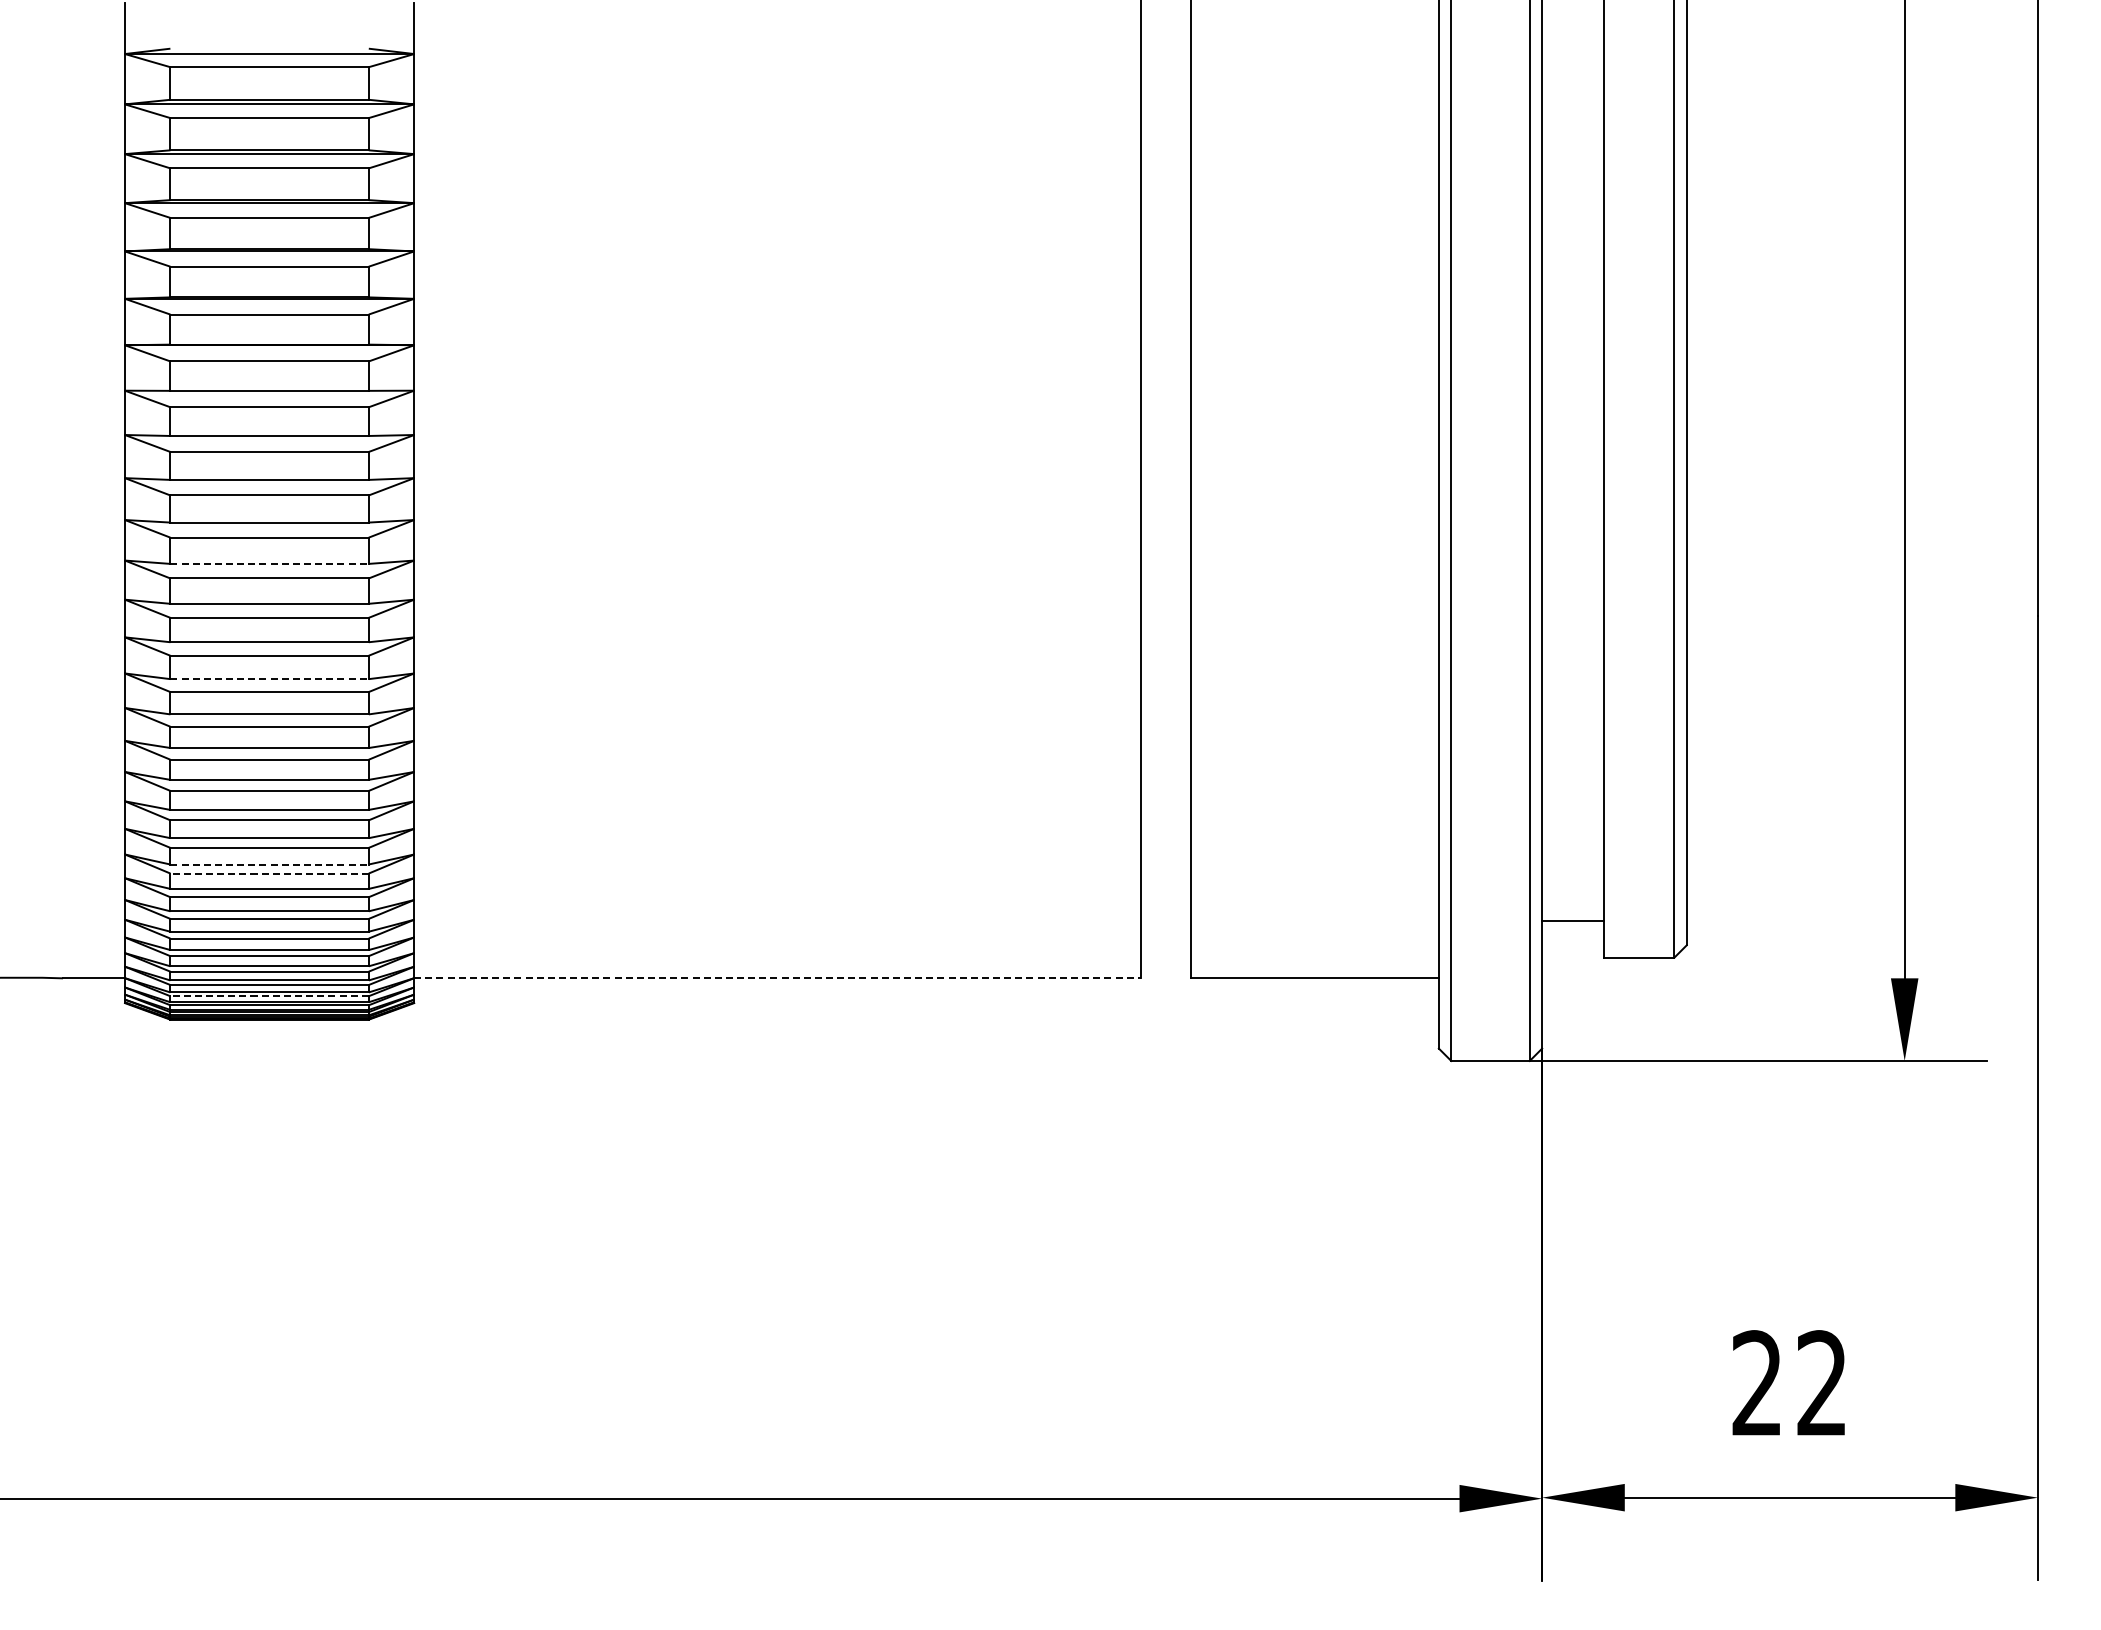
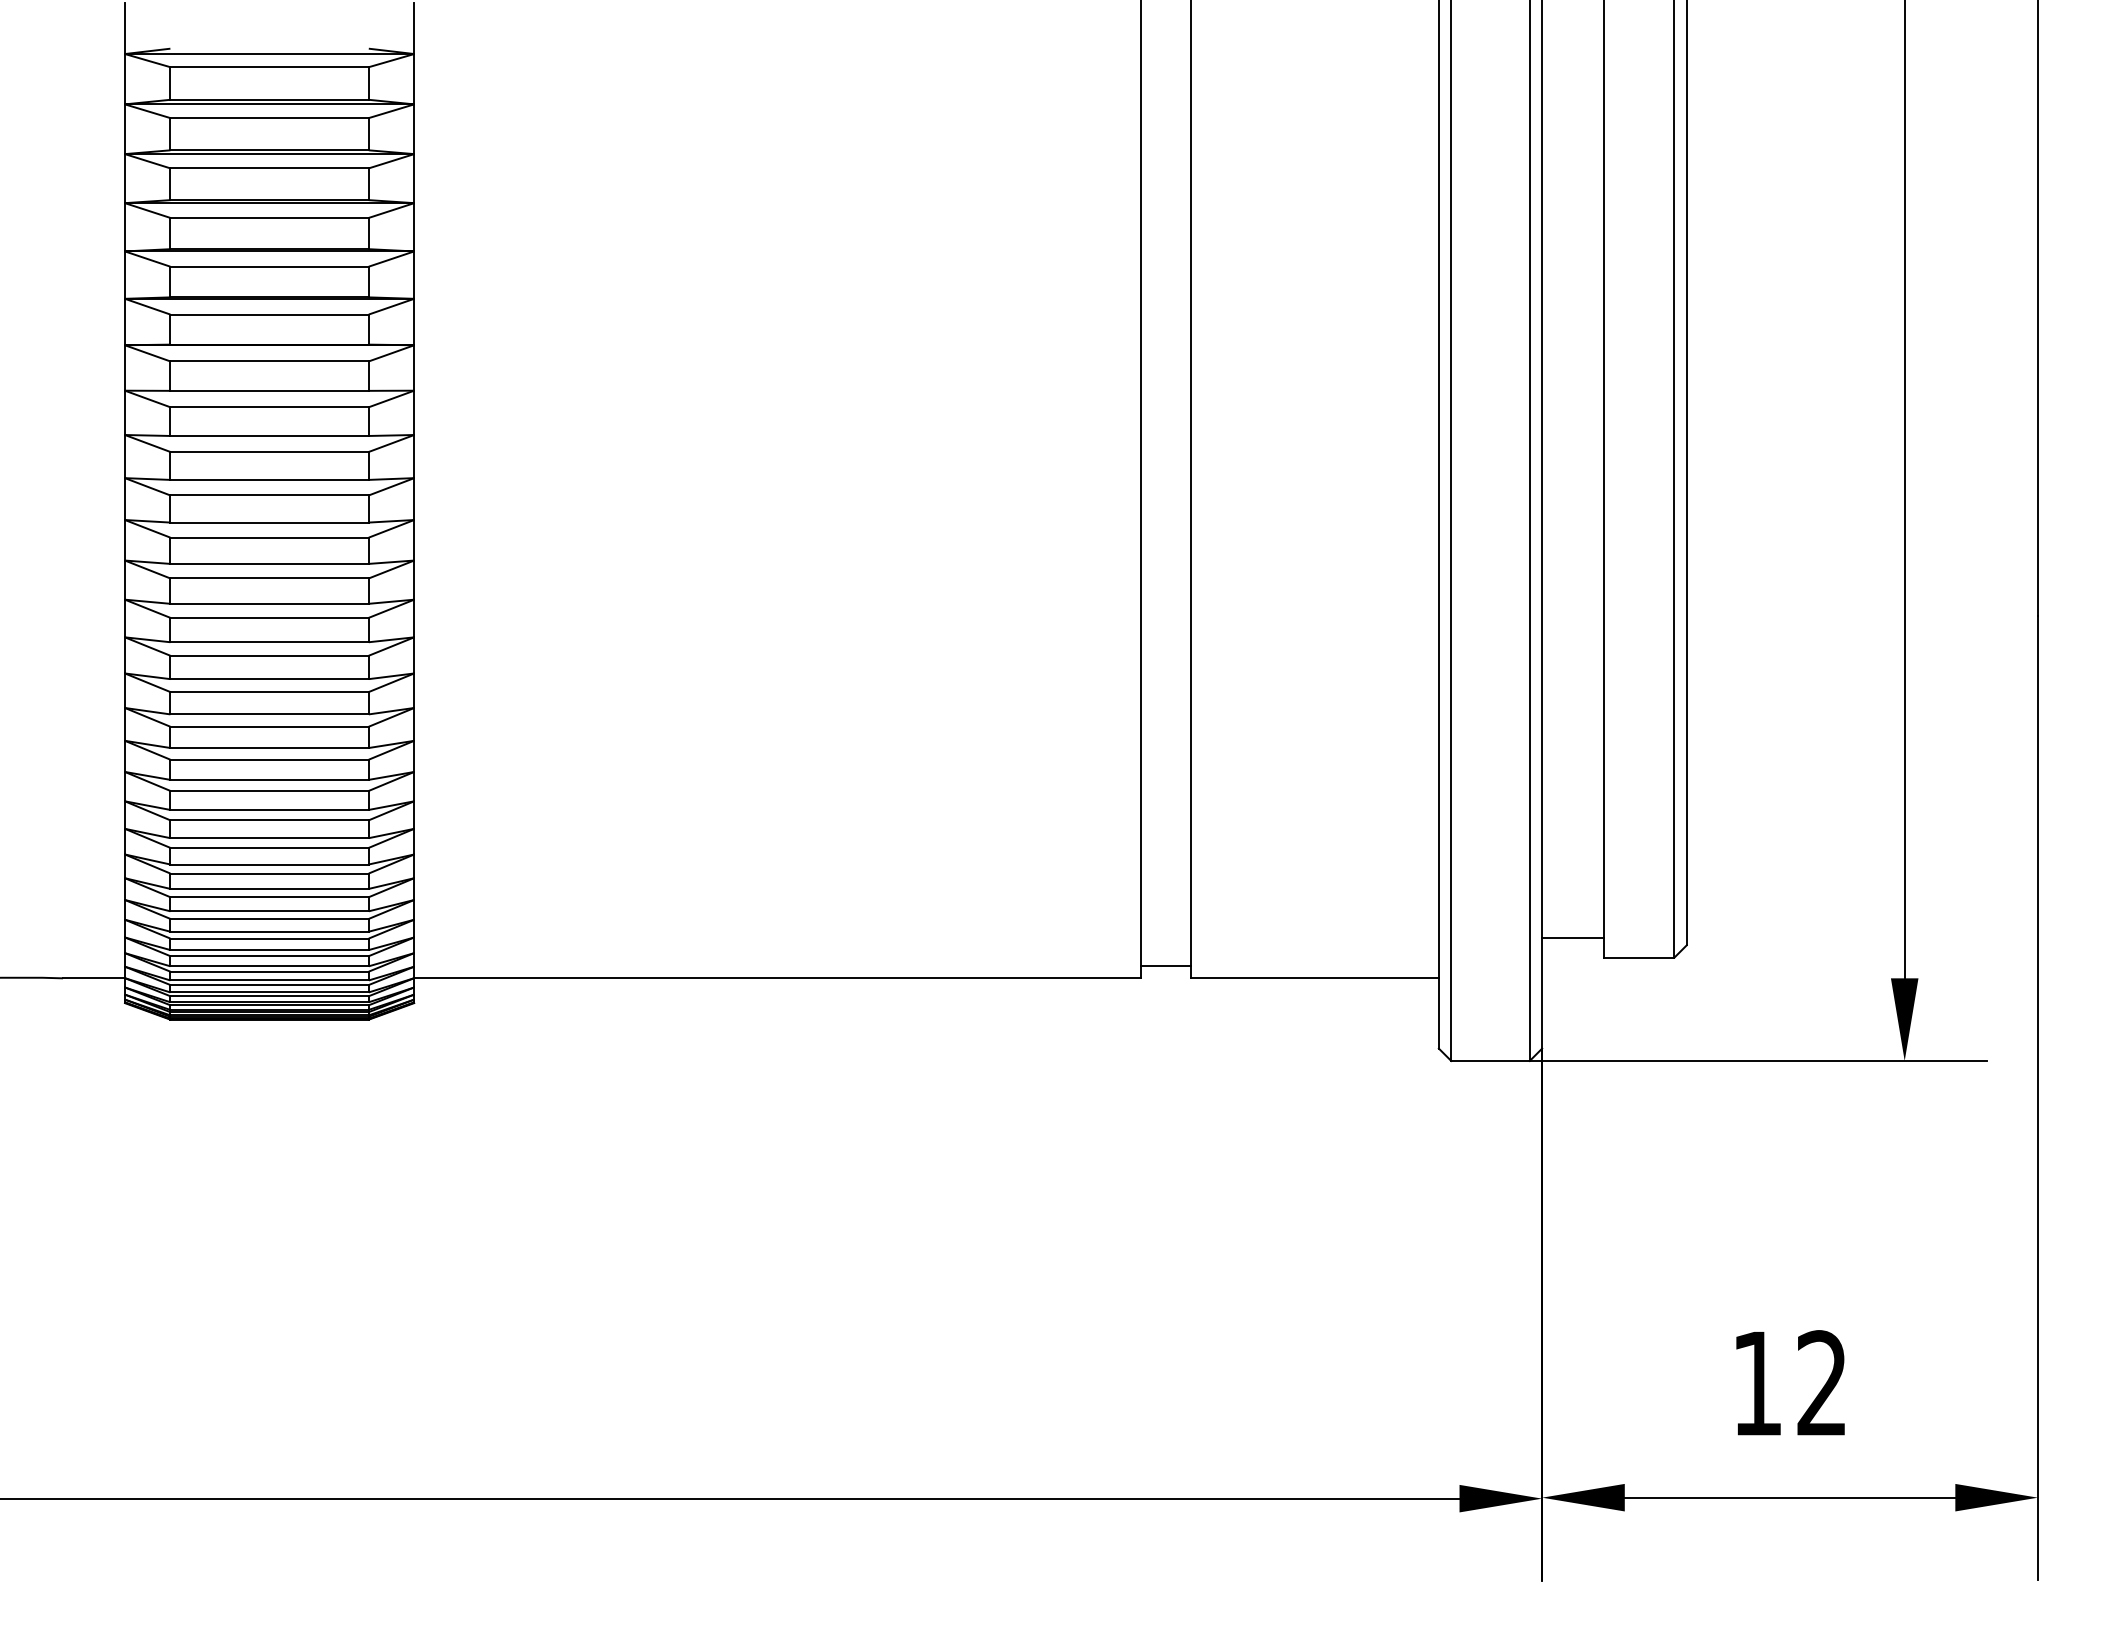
line: dashed -> solid (270, 563)
line: dashed -> solid (270, 679)
line: dashed -> solid (270, 864)
line: dashed -> solid (269, 873)
line position: (1573, 921) -> (1573, 938) (1573, 938)
line: none -> present (1165, 965)
line: dashed -> solid (777, 978)
line: dashed -> solid (269, 996)
text: 22 -> 12 (1756, 1382)
